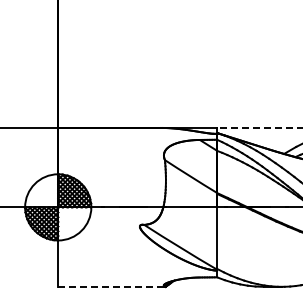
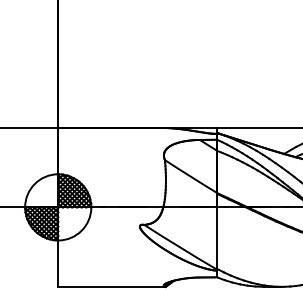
line: dashed -> solid (260, 127)
line: dashed -> solid (111, 286)
